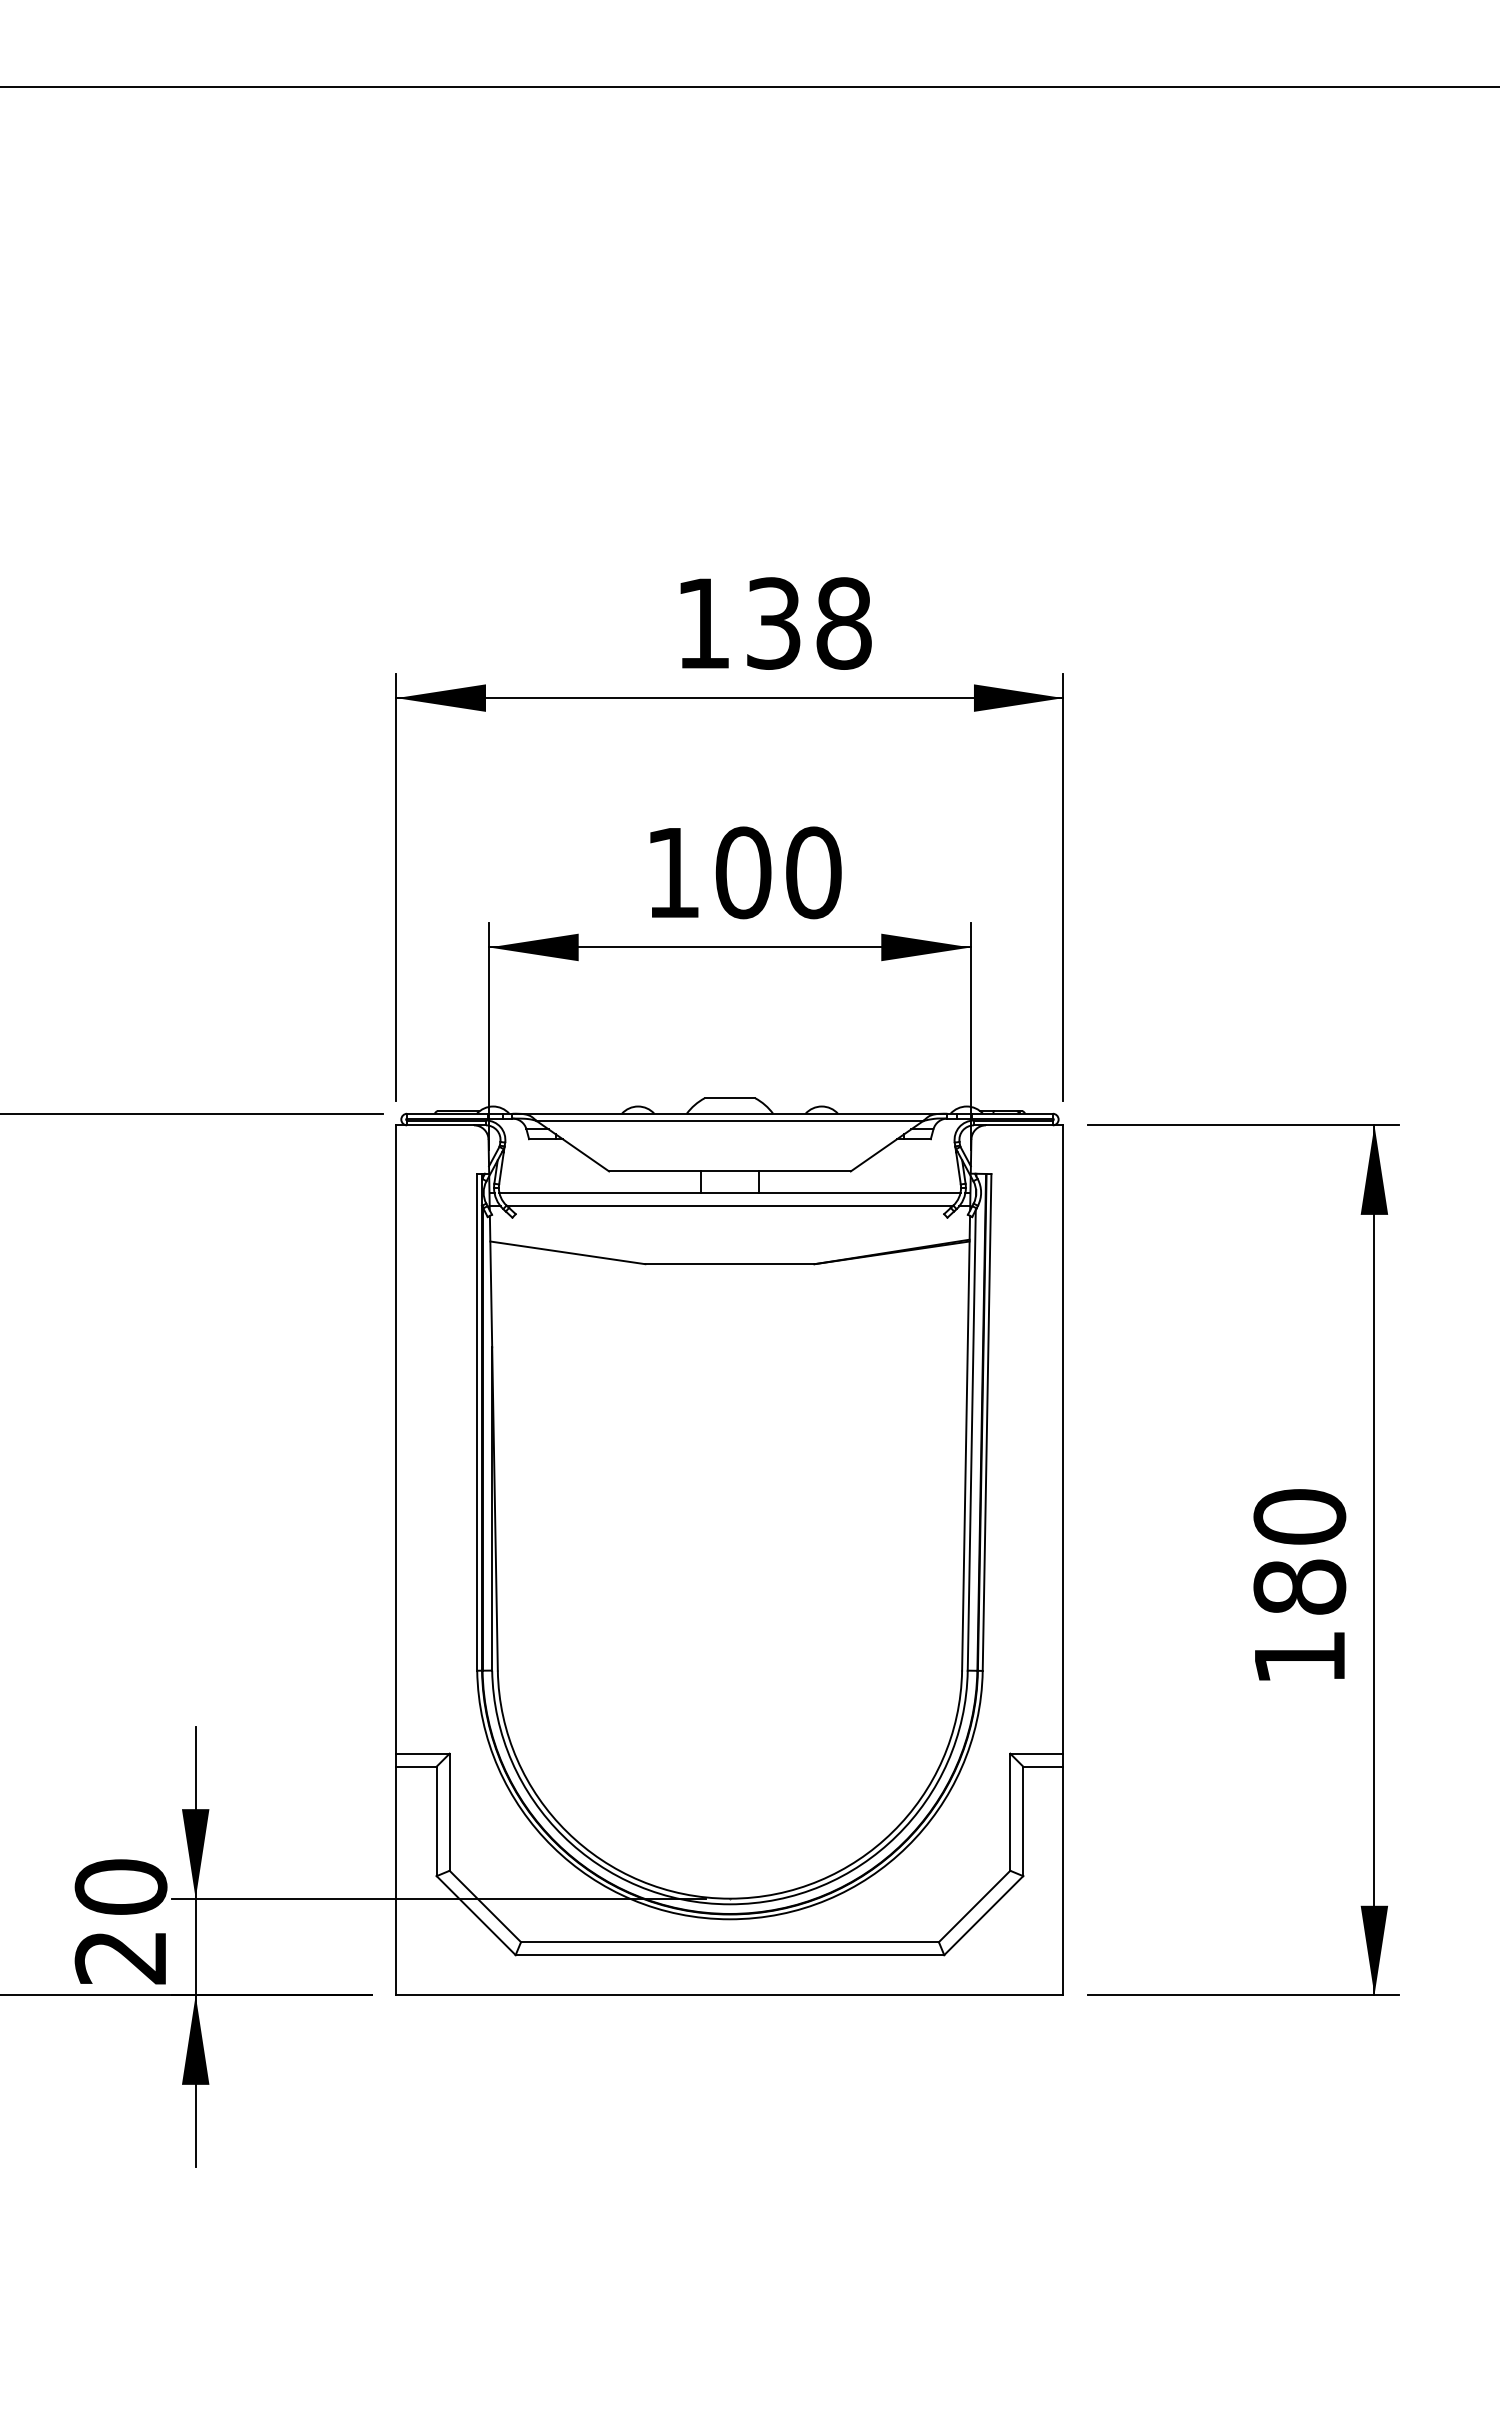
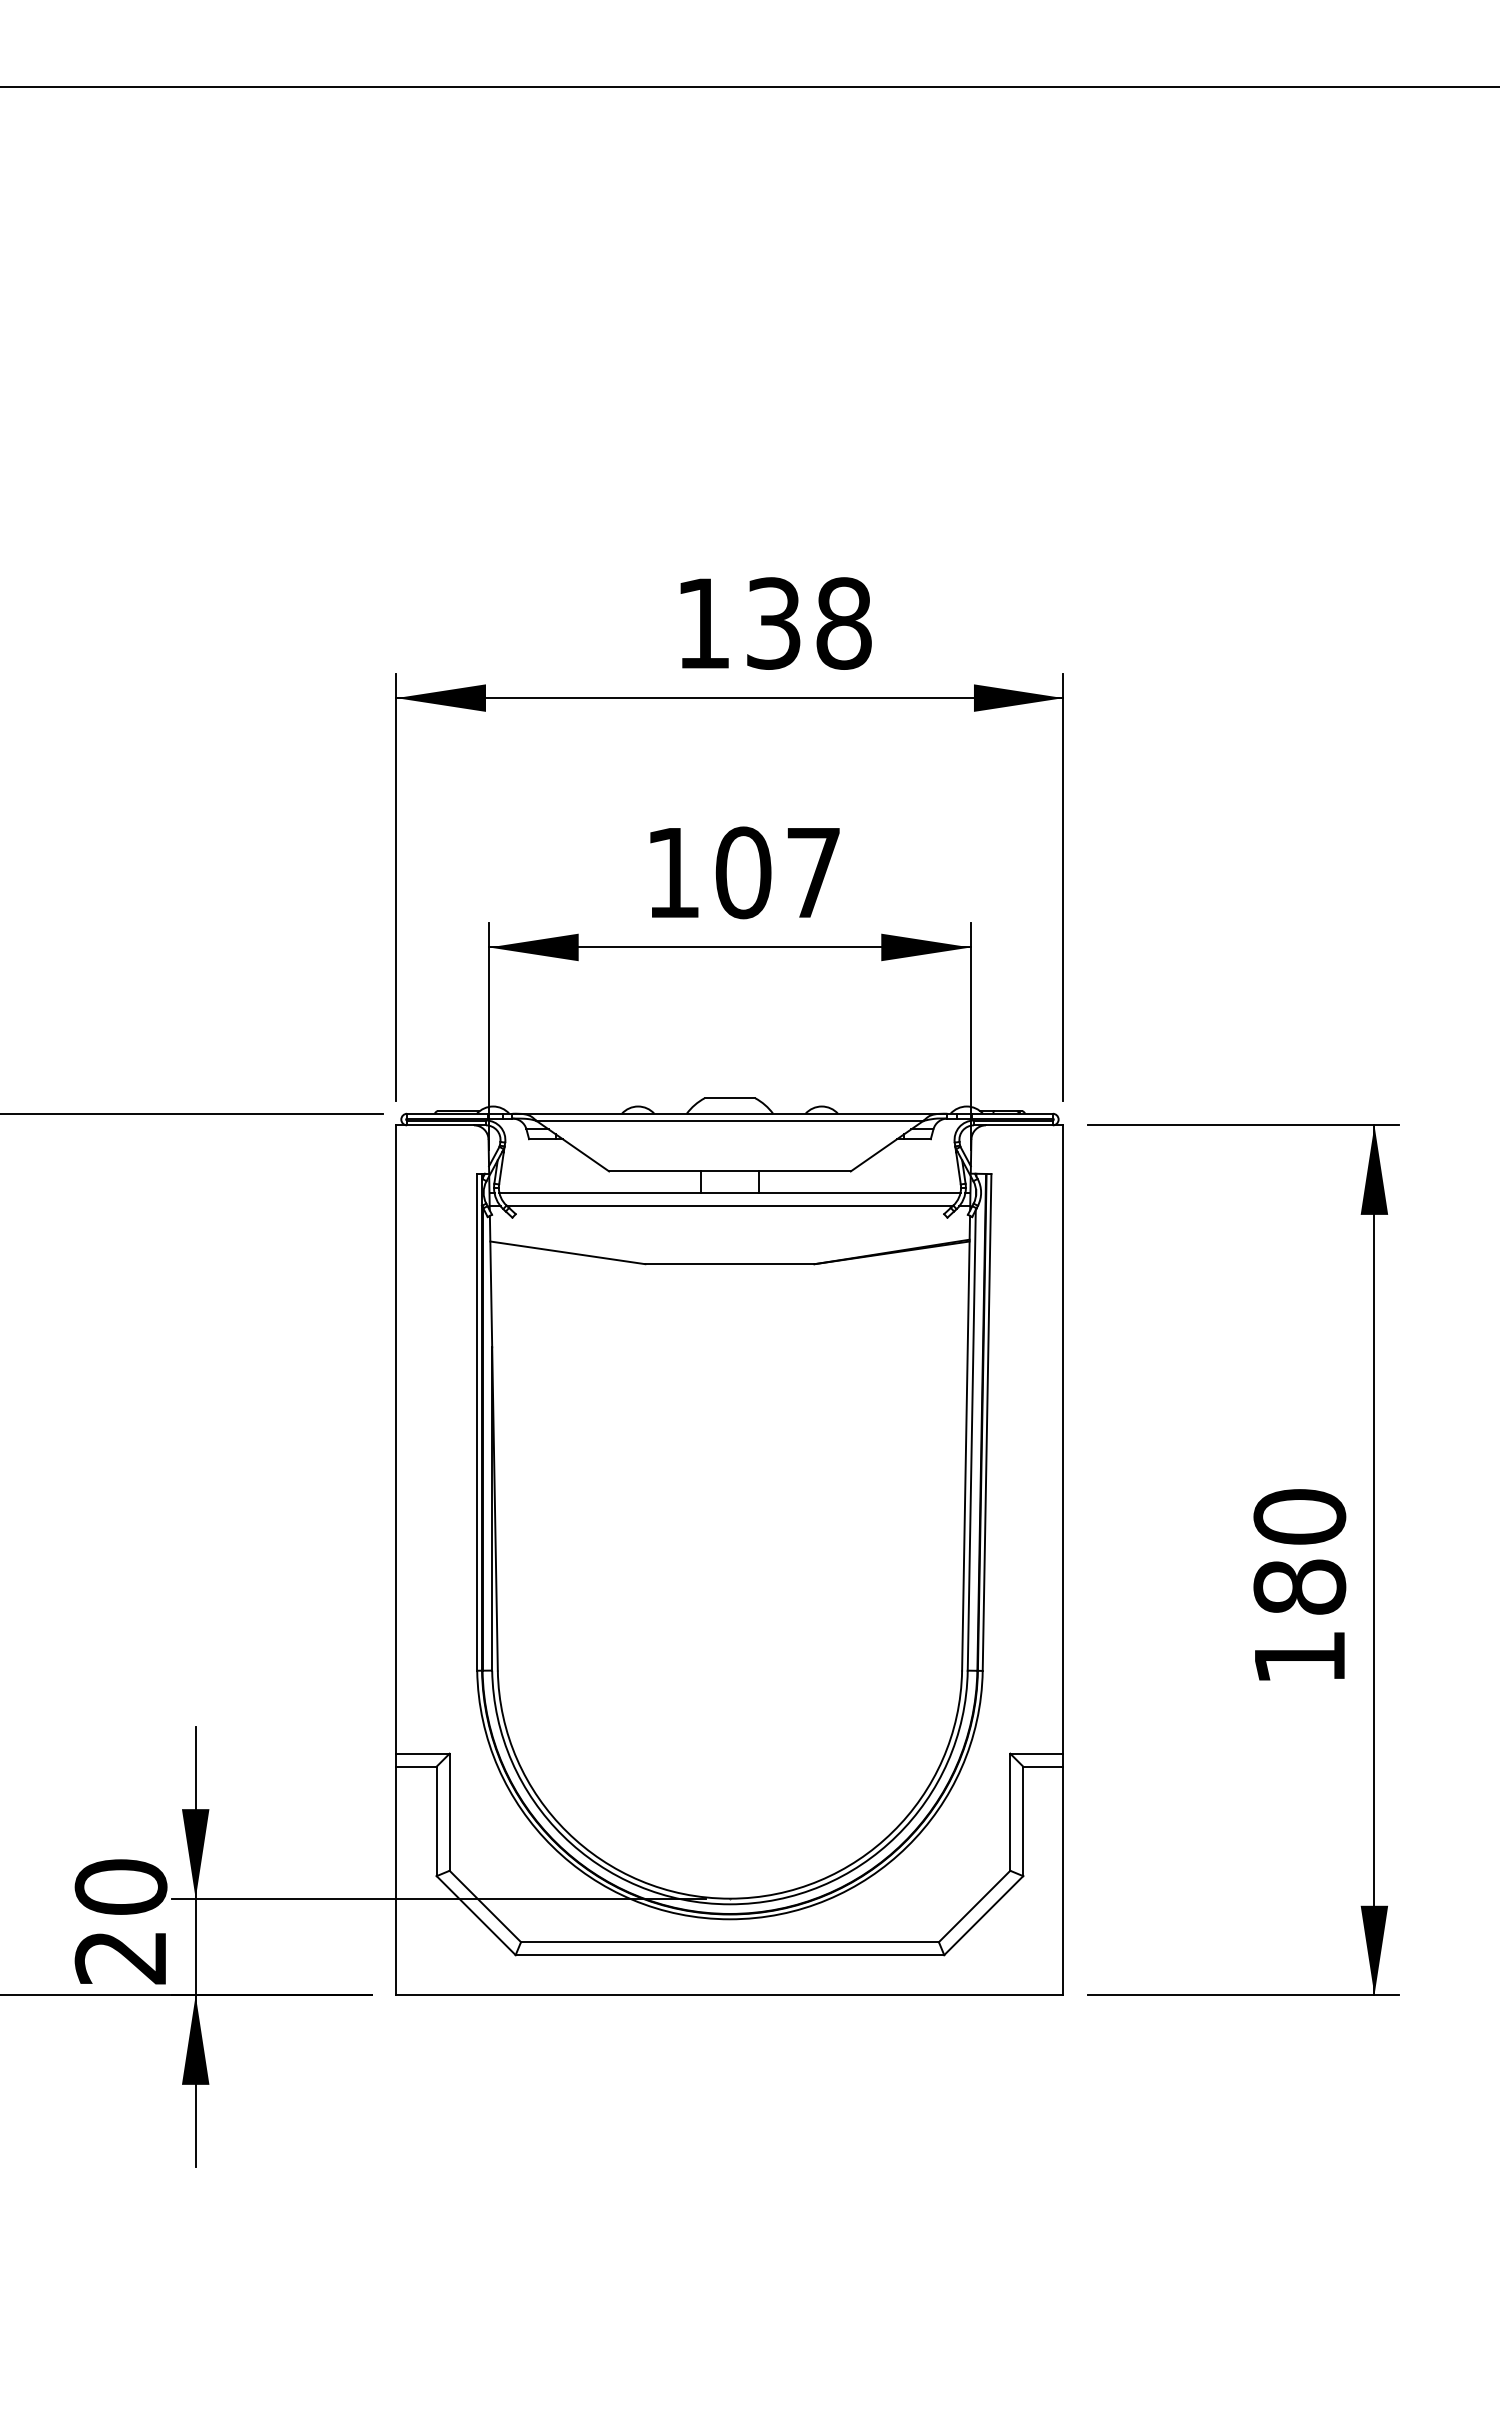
text: 100 -> 107 (813, 872)
